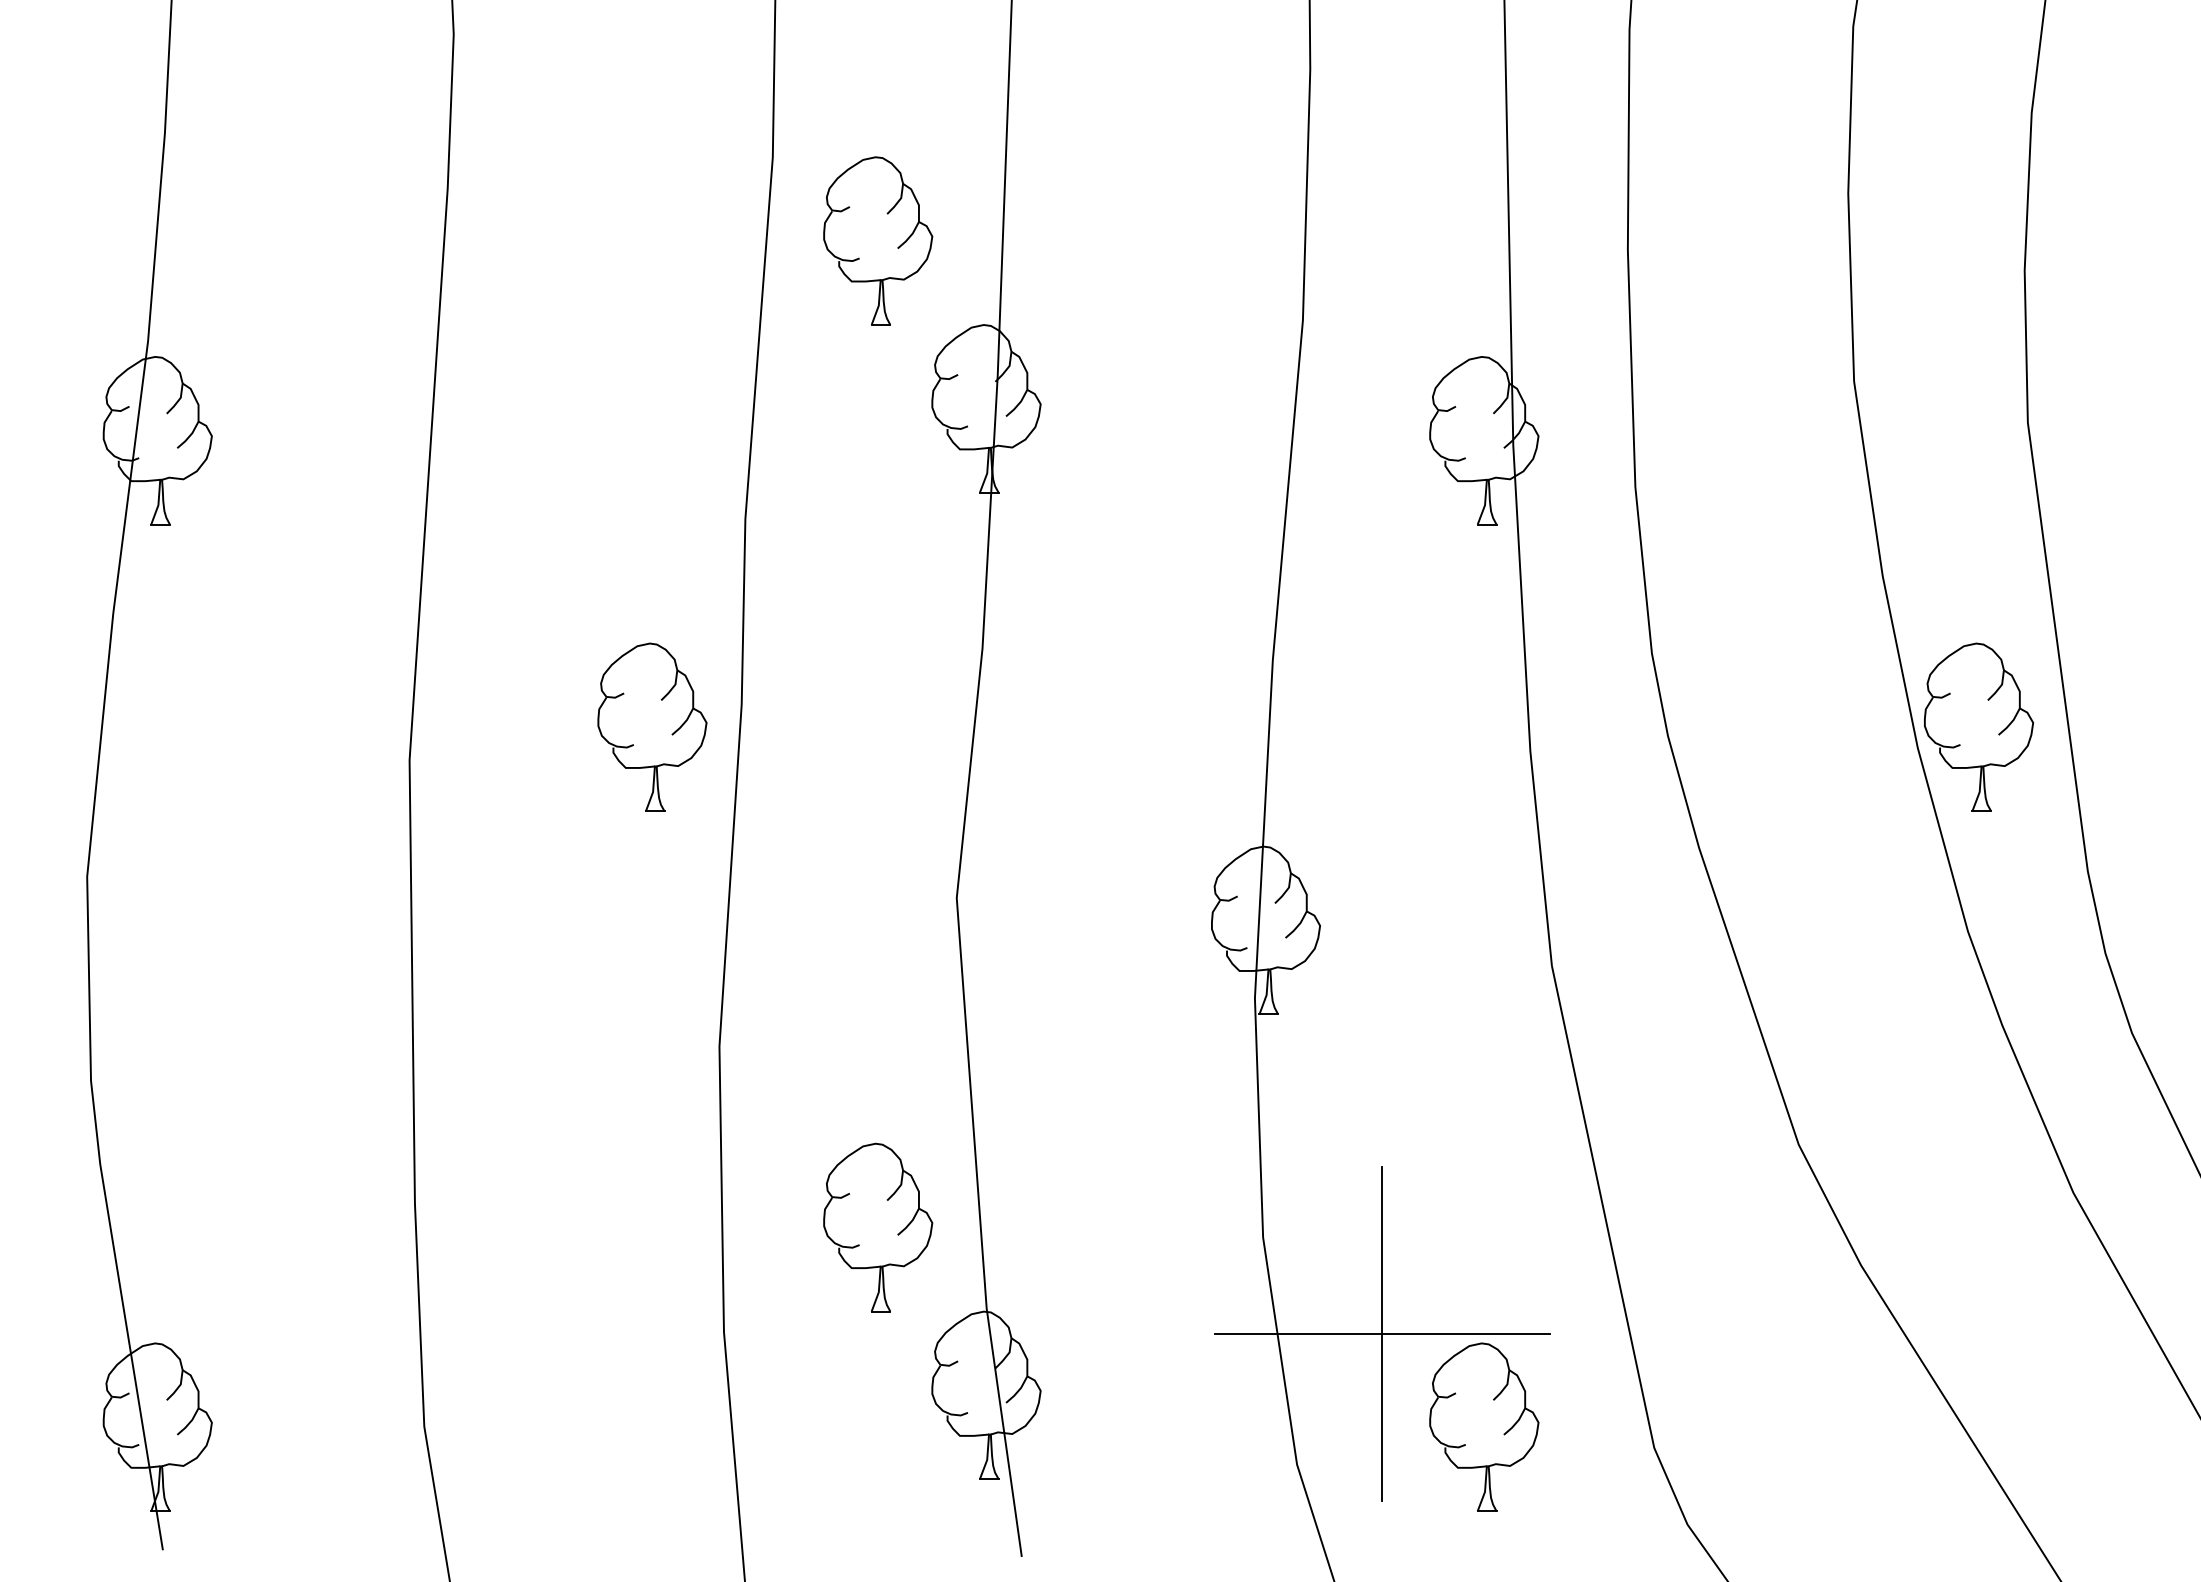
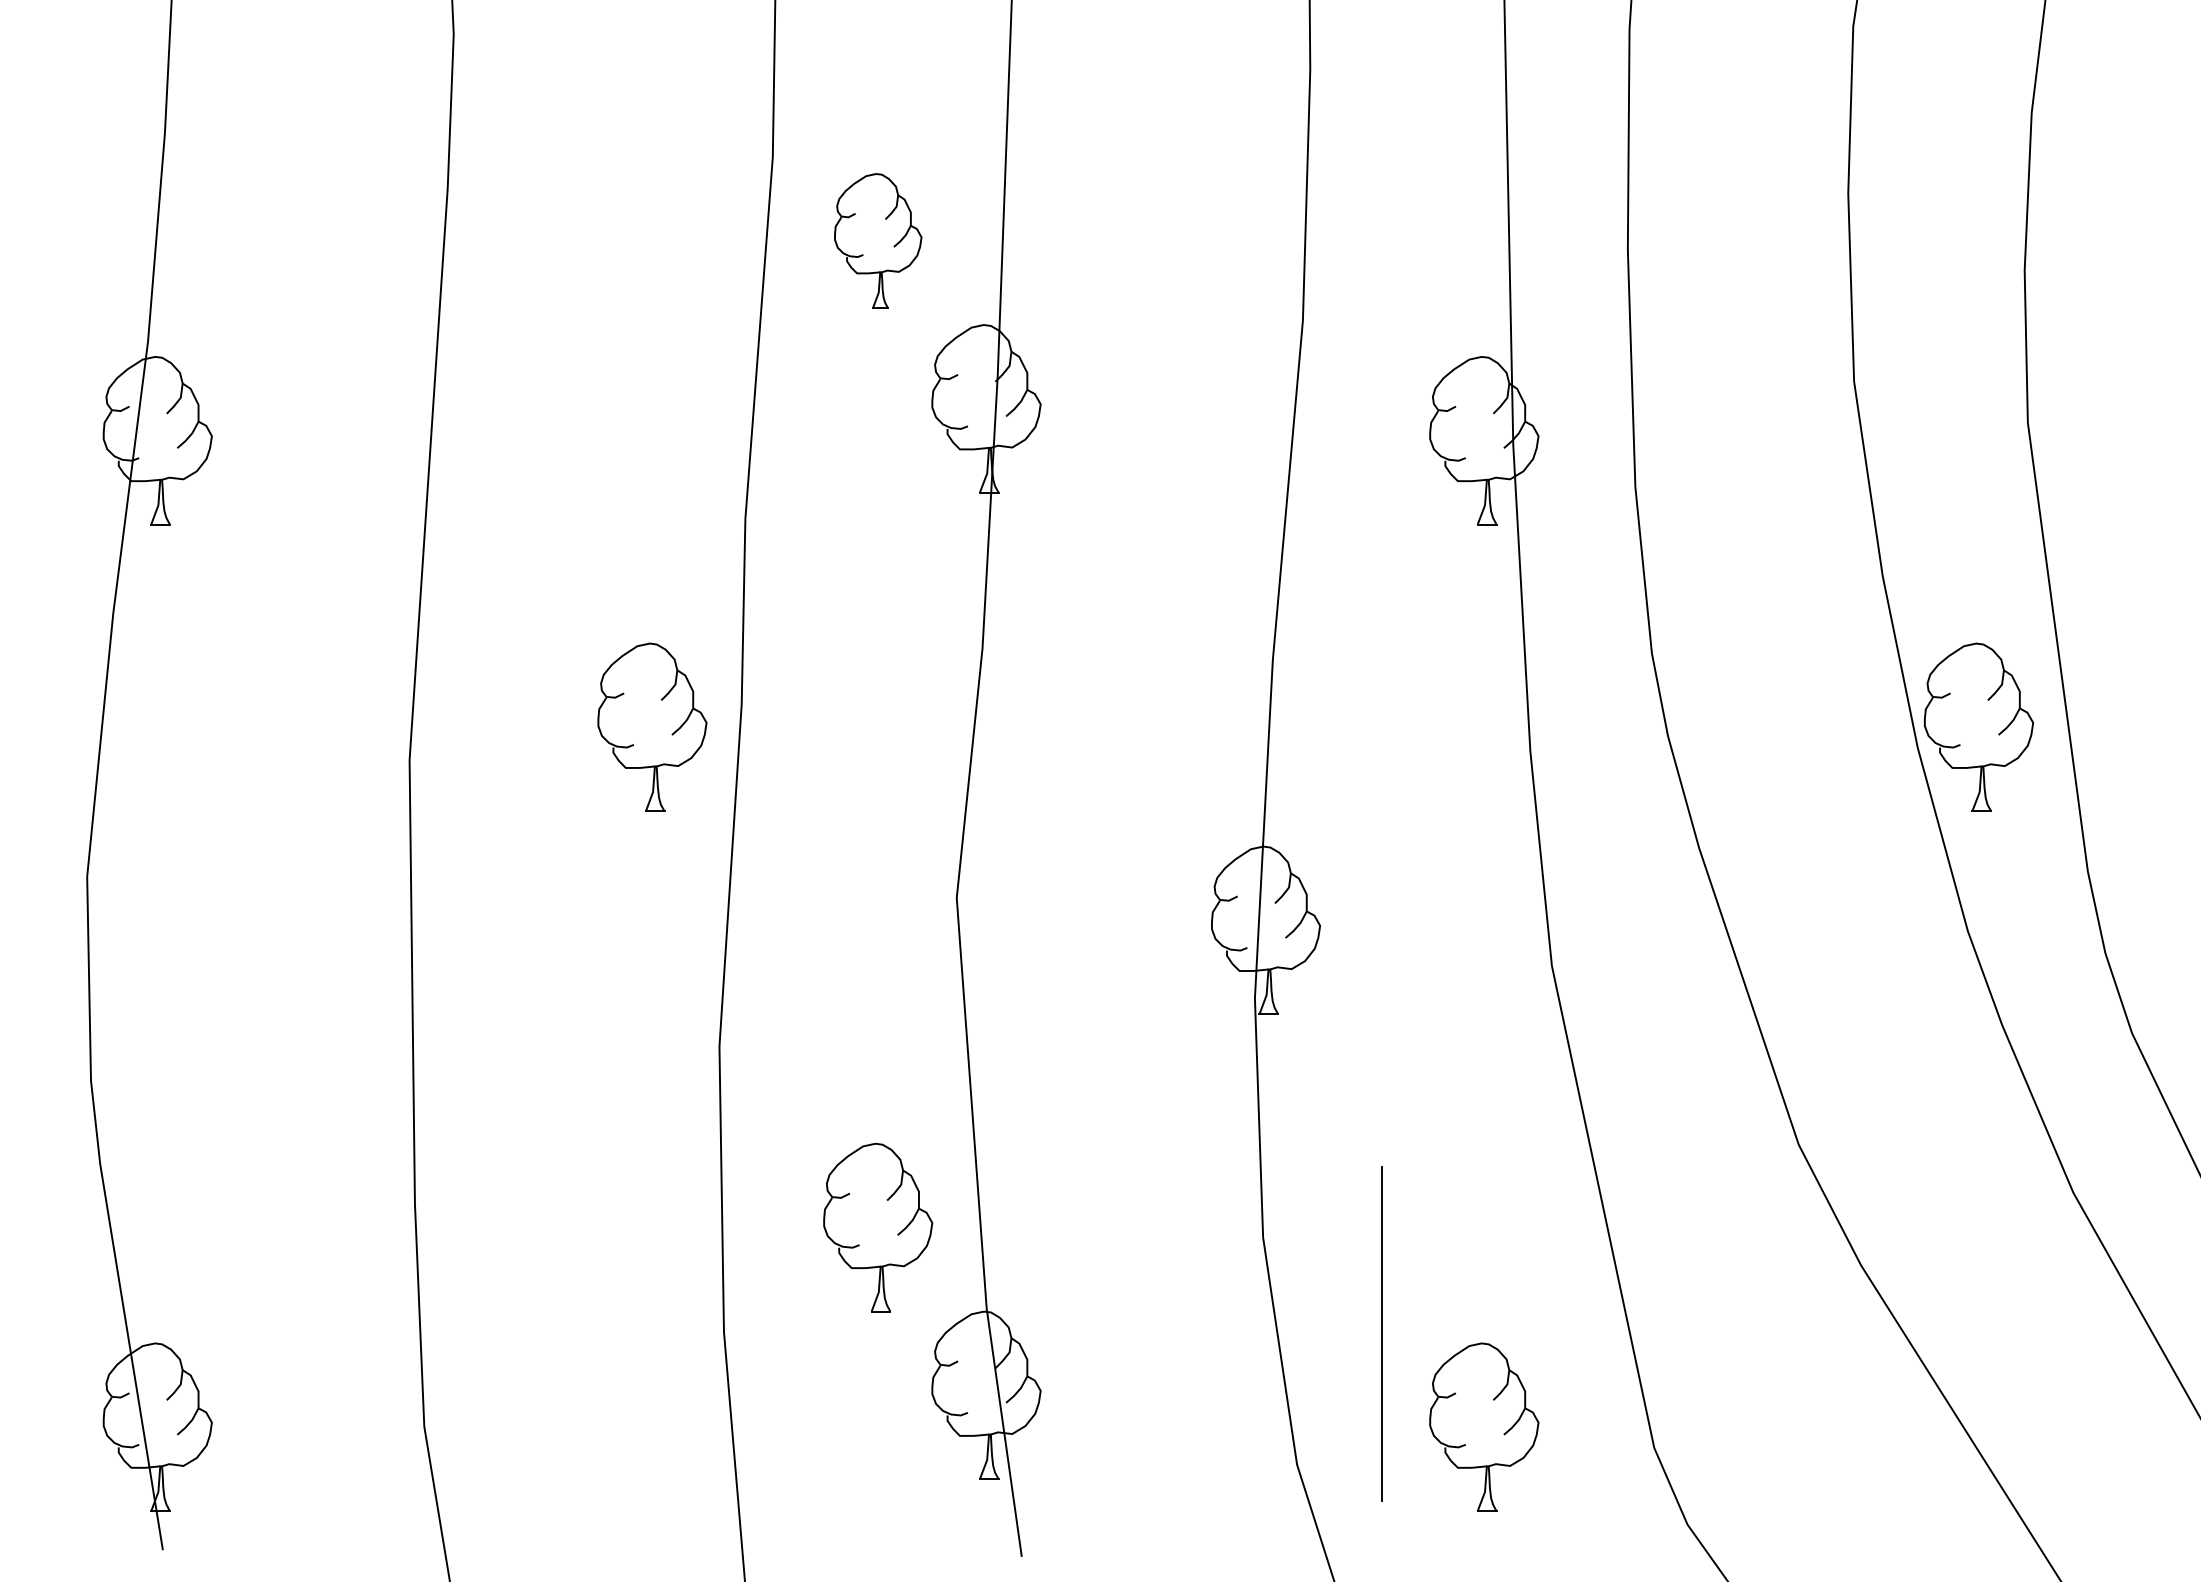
part size: 111x170 px -> 89x136 px (878, 240)
line: present -> none (1382, 1334)
